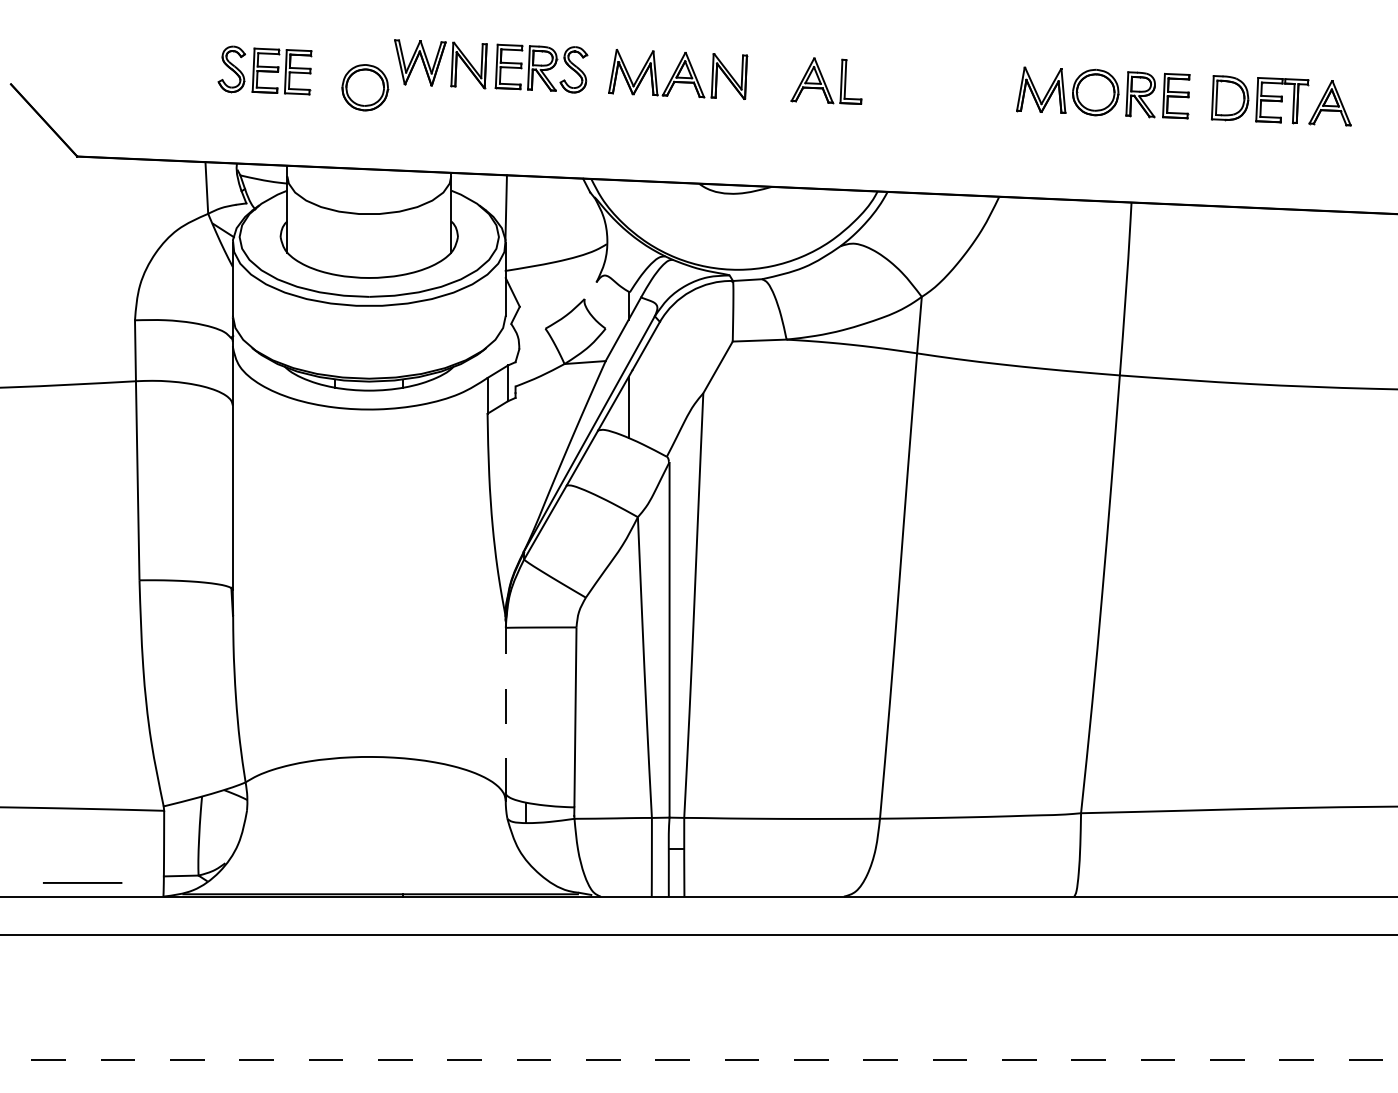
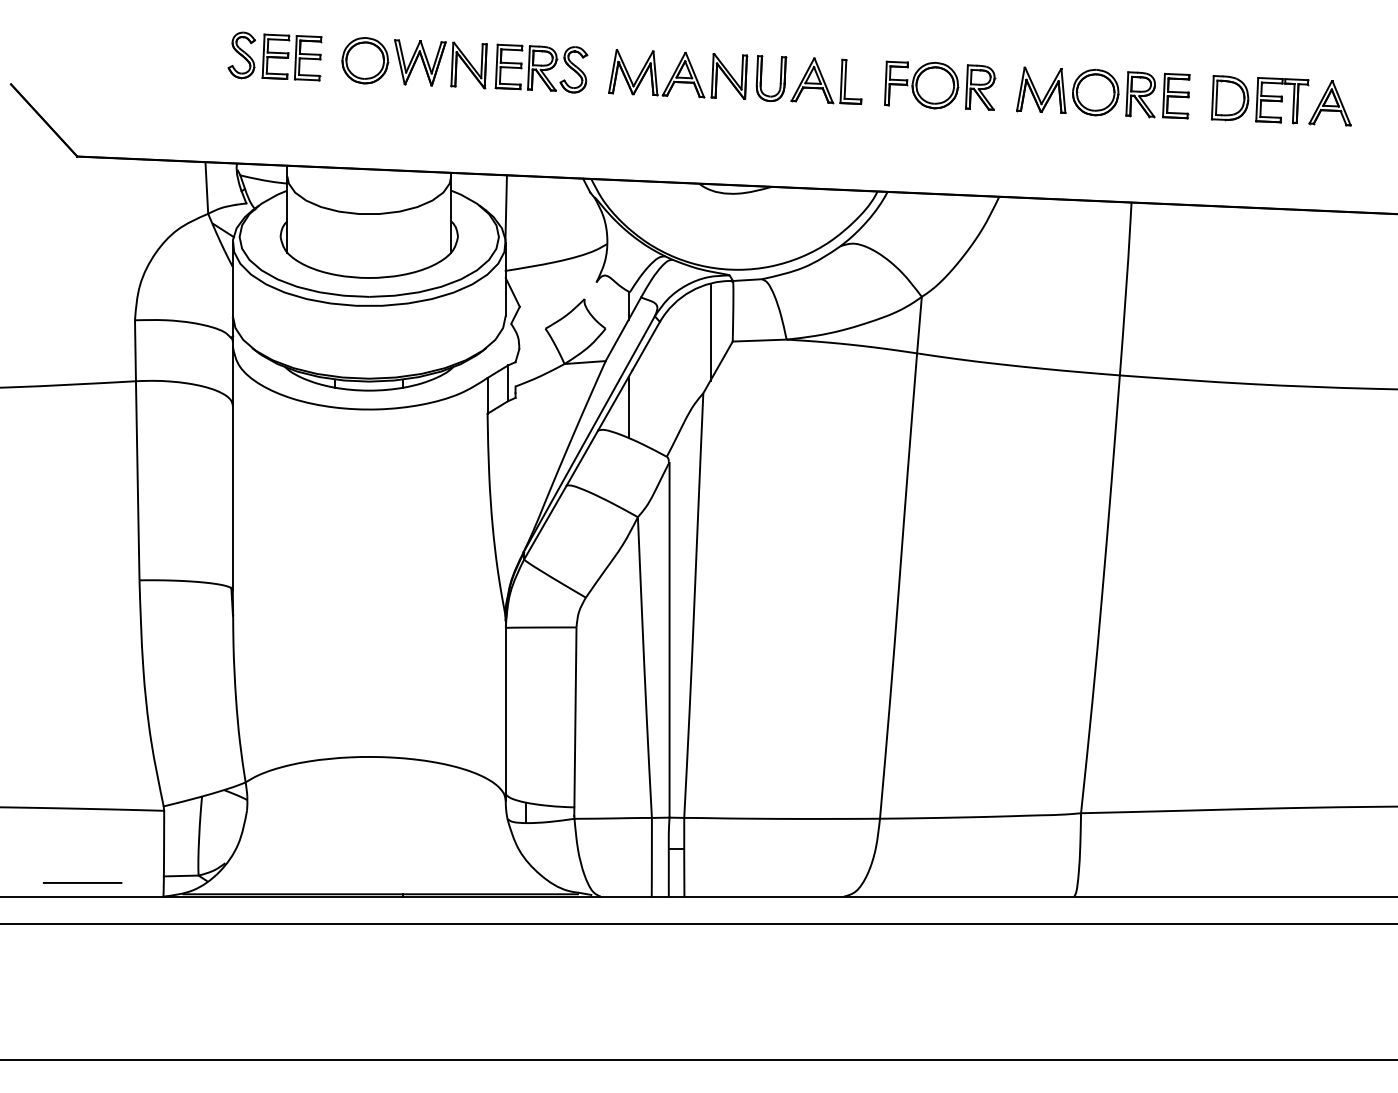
part position: (264, 70) -> (274, 56) (274, 56)
part: none -> present (779, 82)
part: none -> present (940, 85)
part position: (365, 87) -> (365, 60) (365, 60)
line: none -> present (710, 332)
line: dashed -> solid (505, 706)
line position: (698, 934) -> (698, 923) (698, 923)
line: dashed -> solid (699, 1060)
